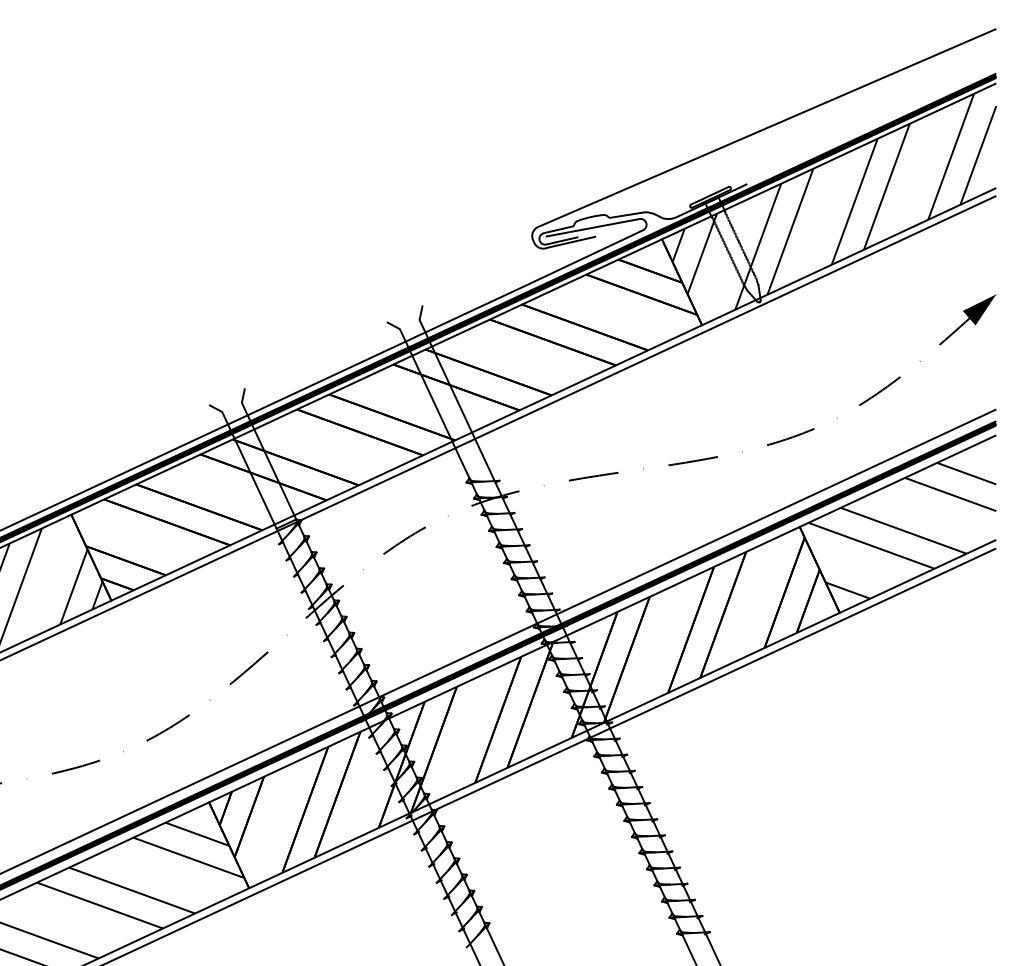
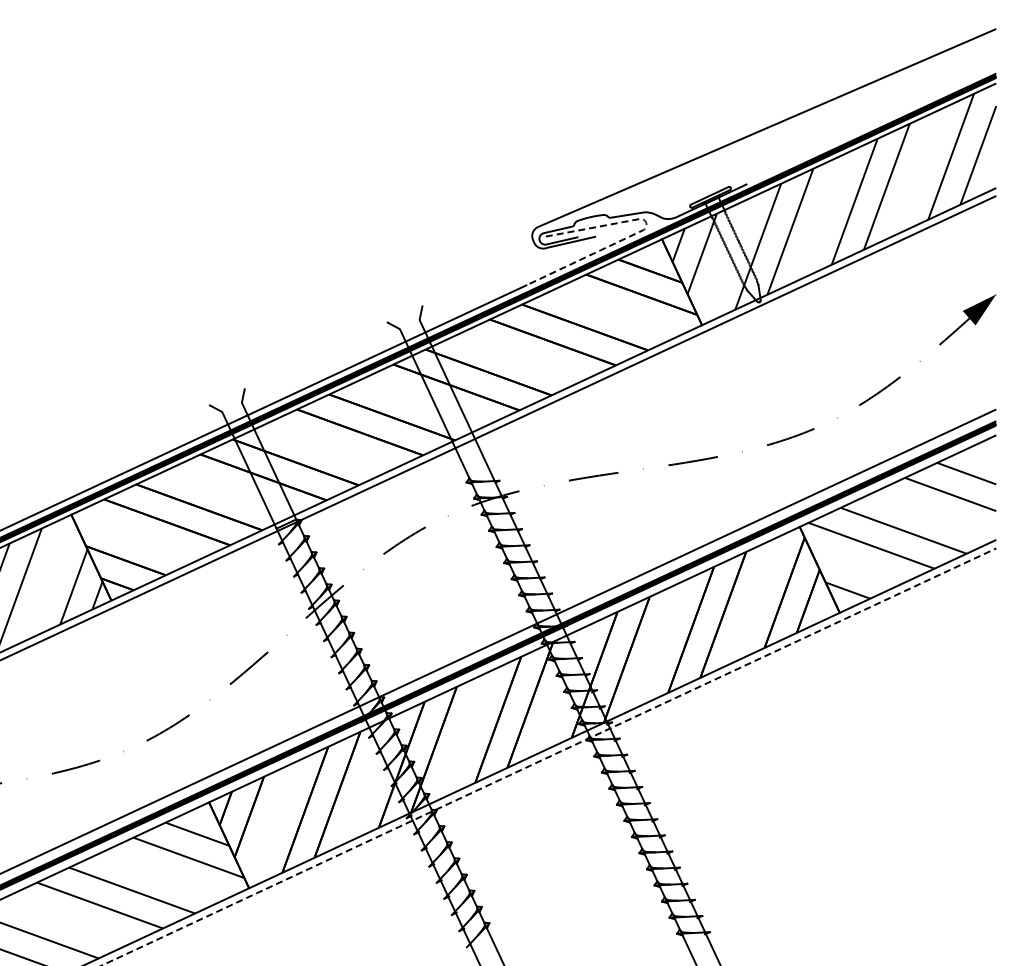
line: solid -> dashed (643, 230)
line: solid -> dashed (548, 757)
